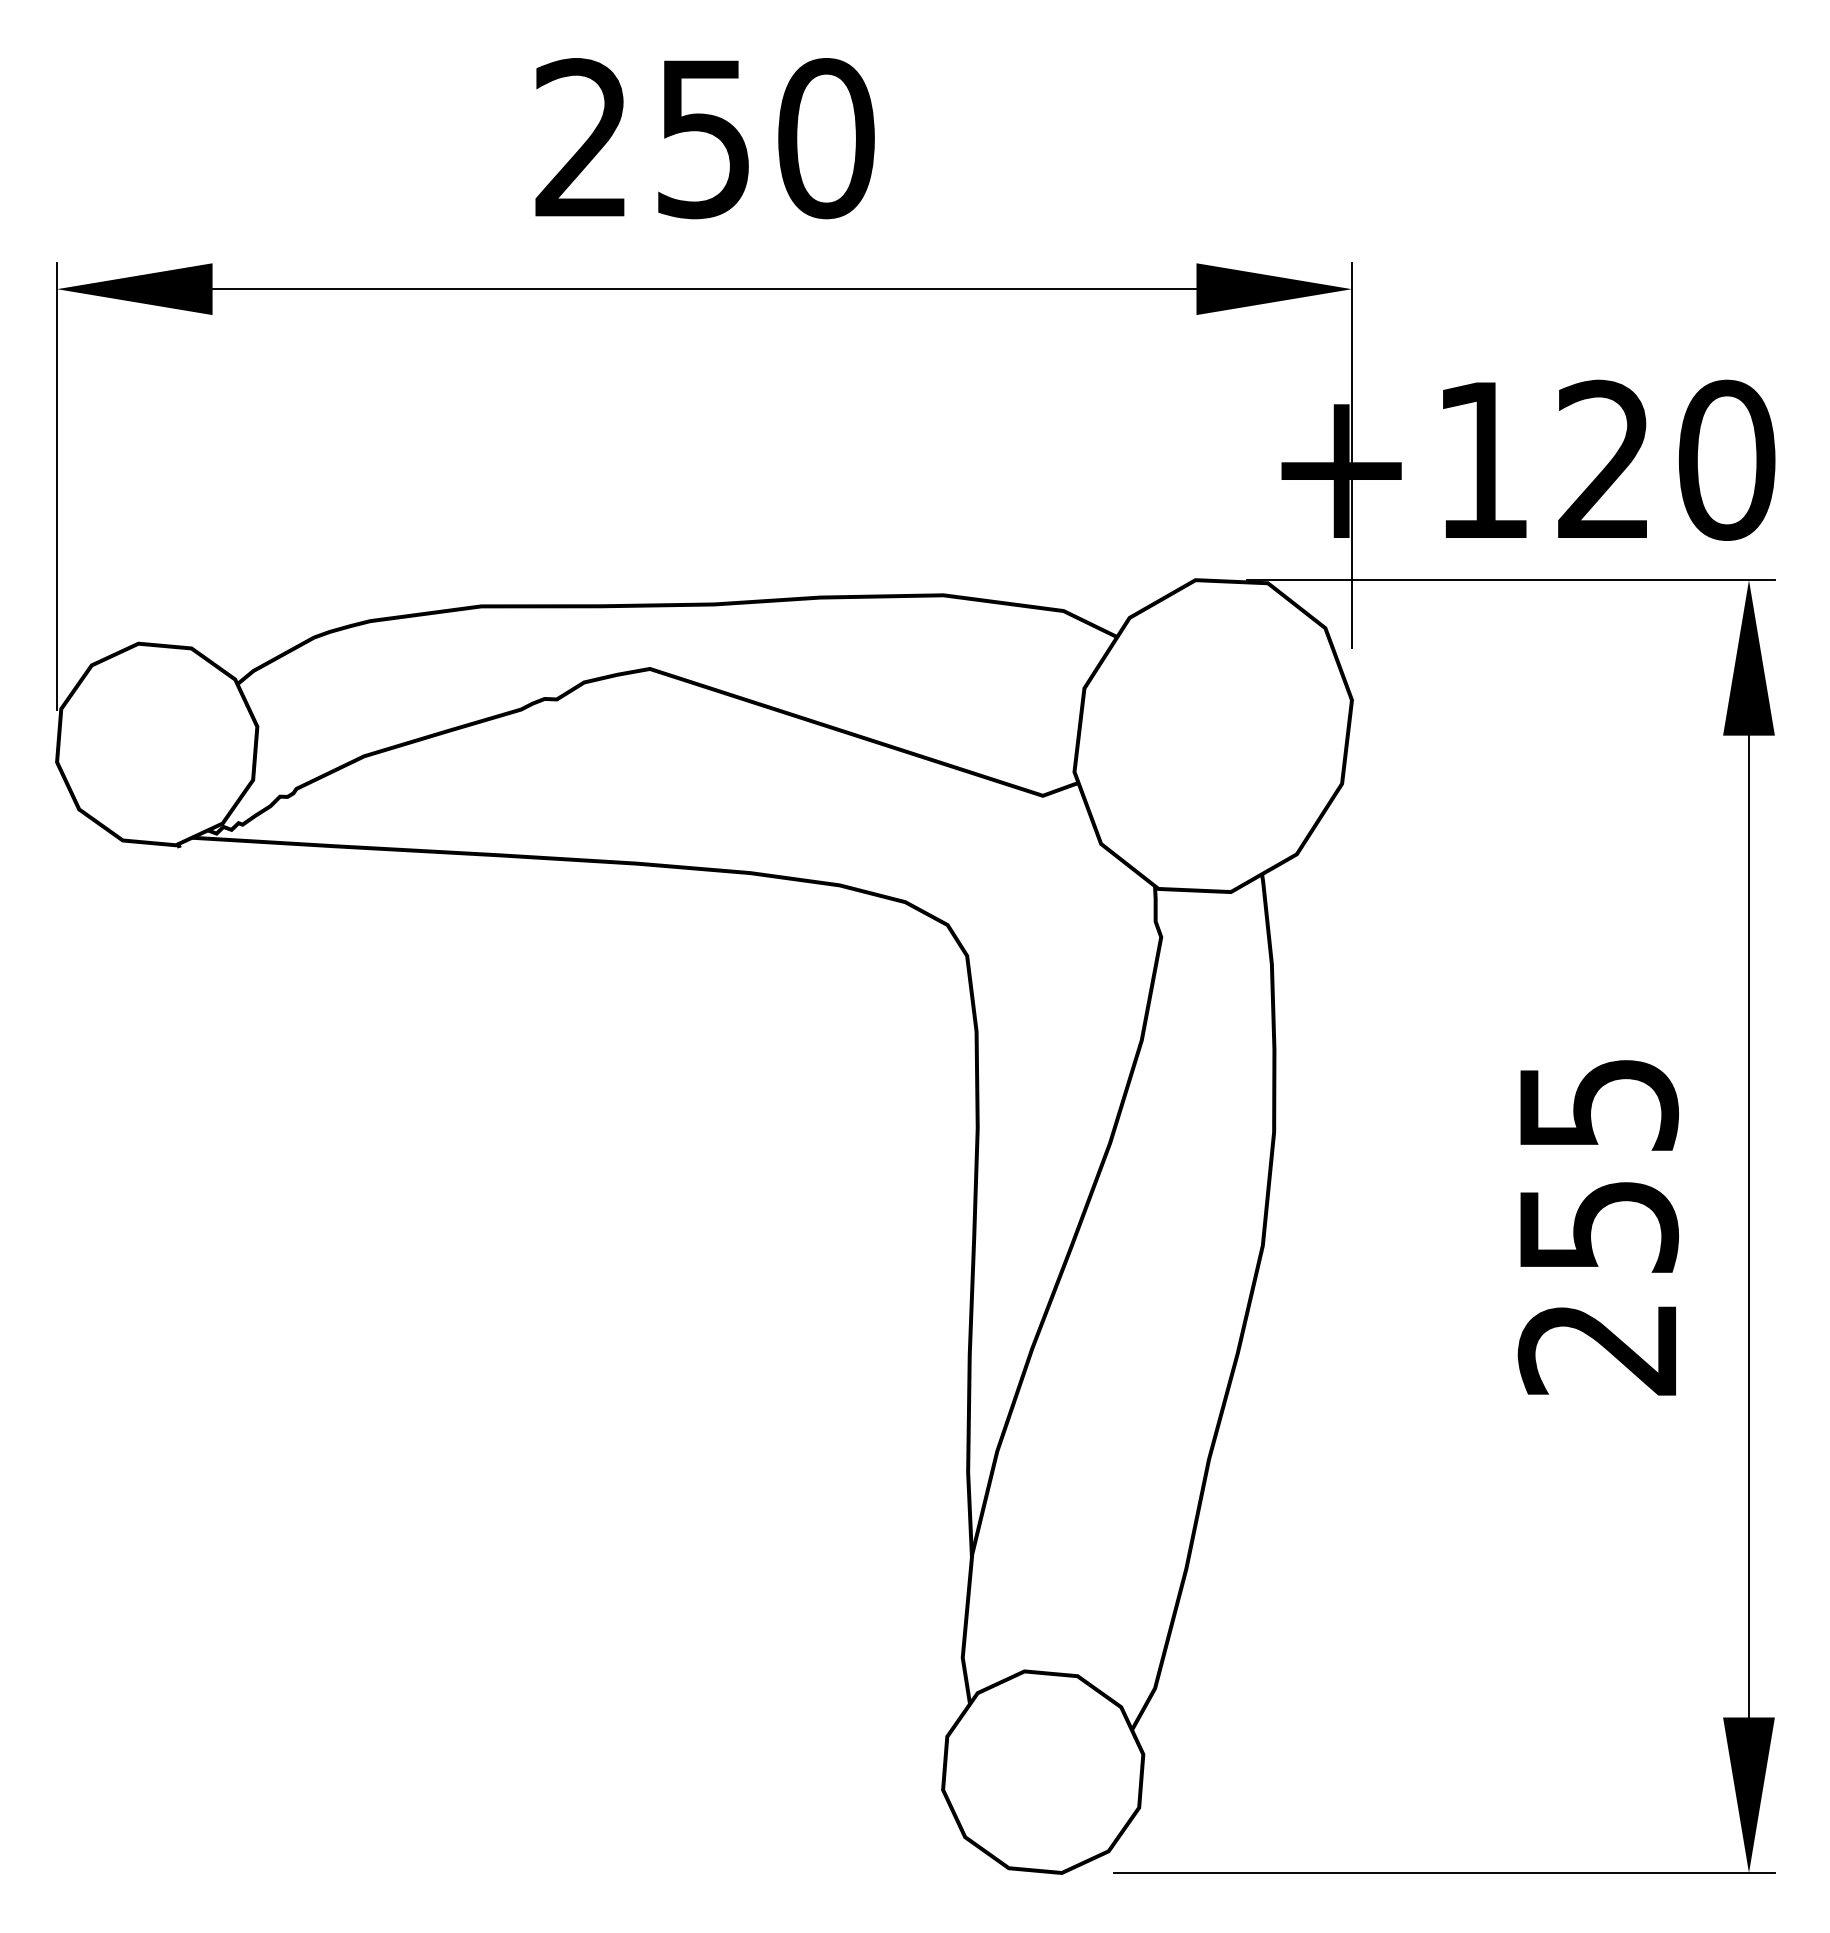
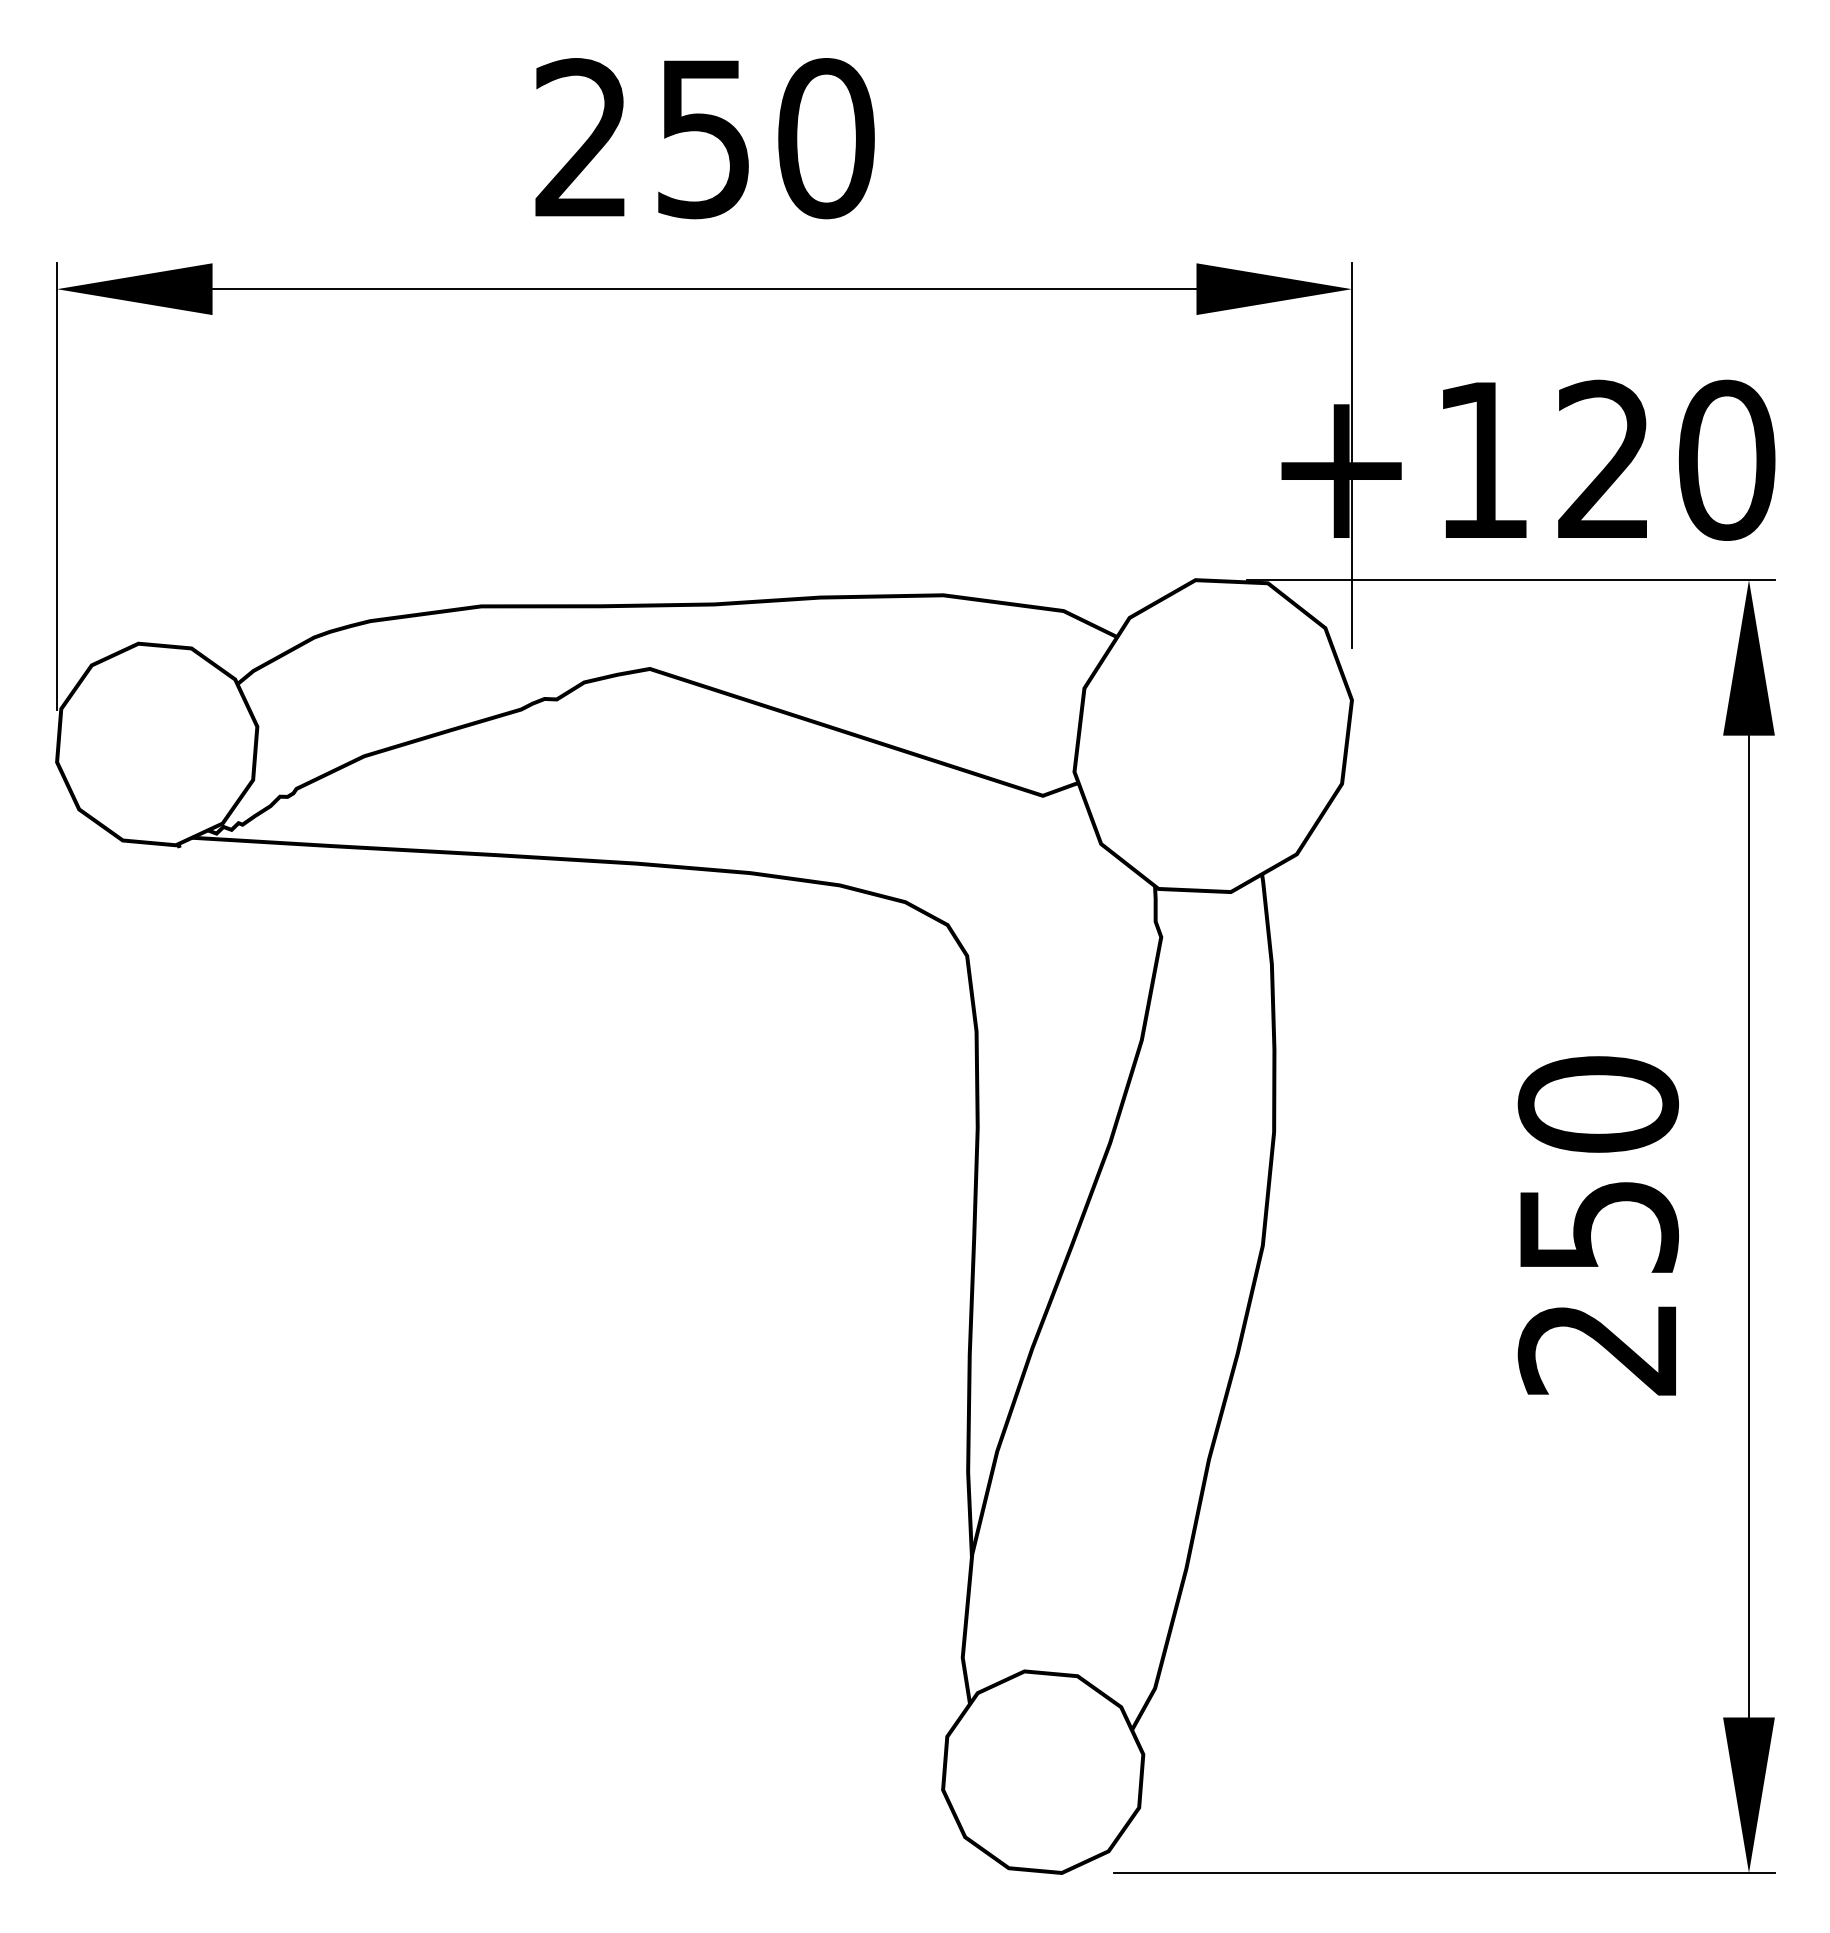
text: 255 -> 250 (1598, 1104)
